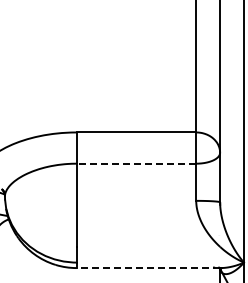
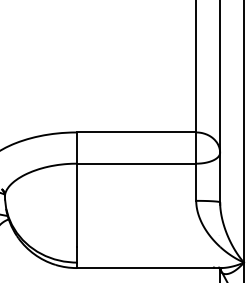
line: dashed -> solid (136, 163)
line: dashed -> solid (148, 268)
